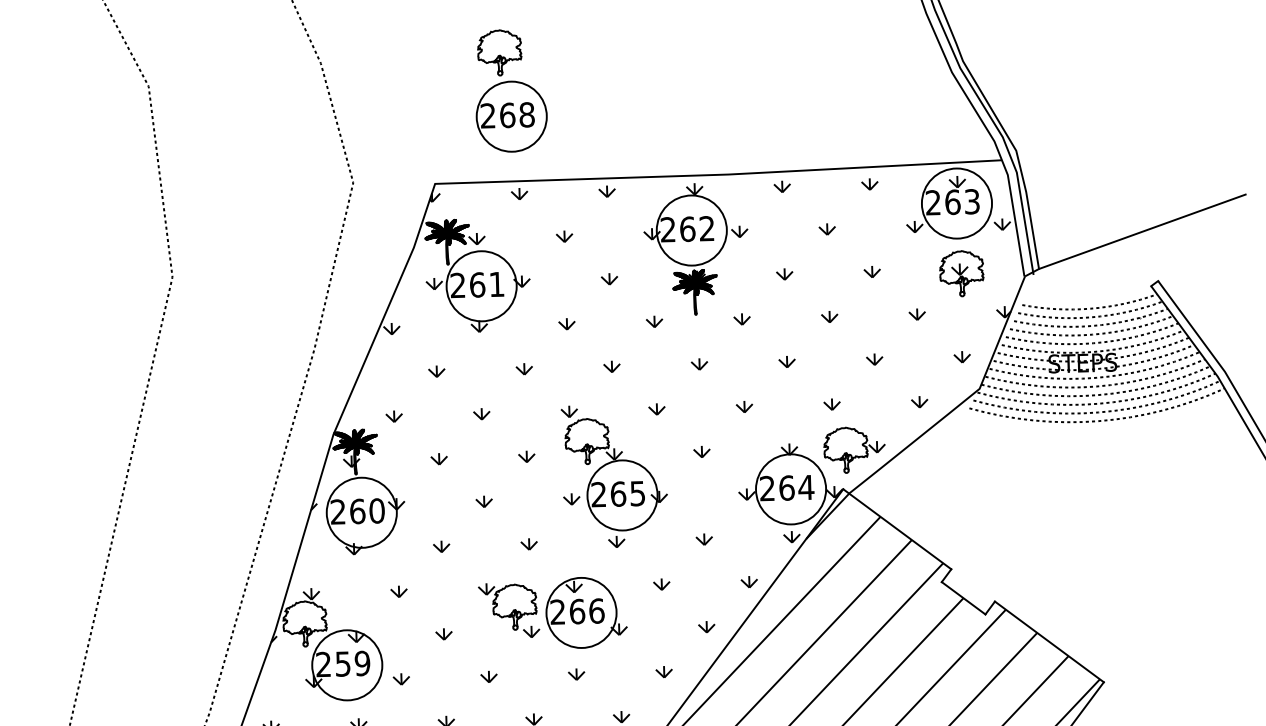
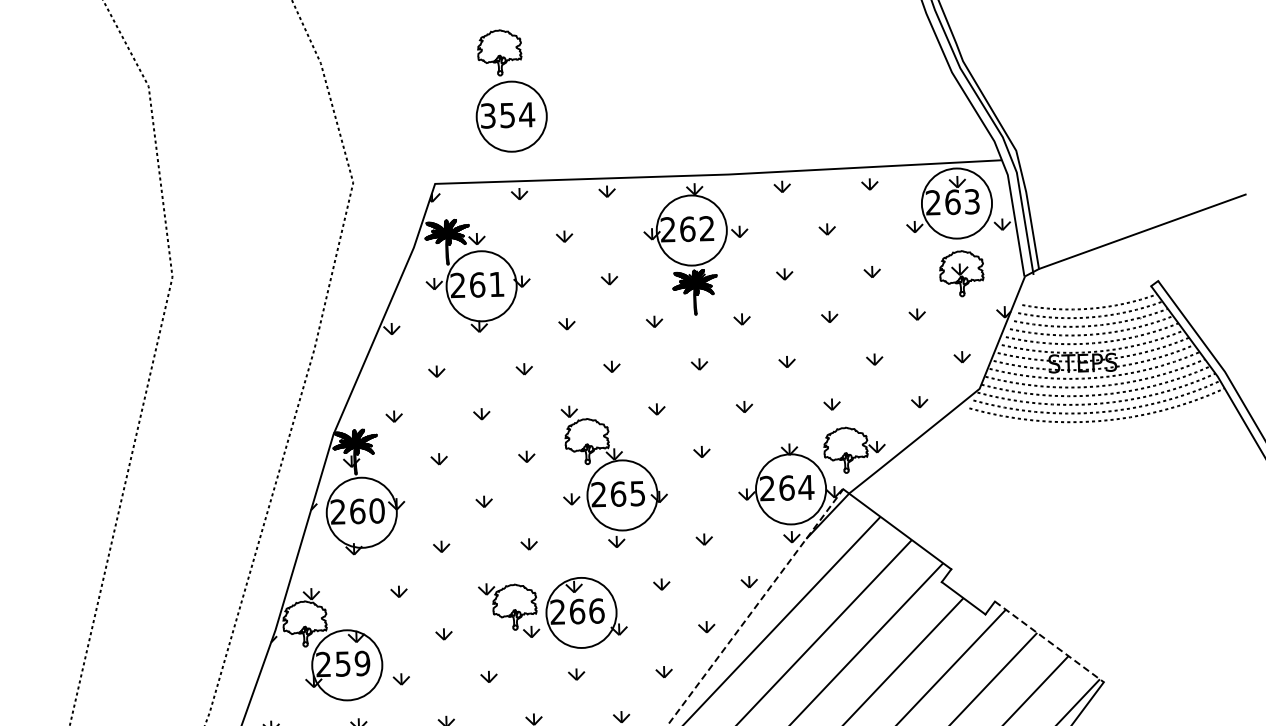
text: 268 -> 354 (507, 115)
line: solid -> dashed (755, 606)
line: solid -> dashed (1049, 641)
